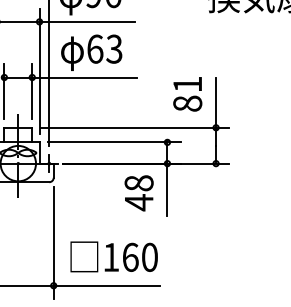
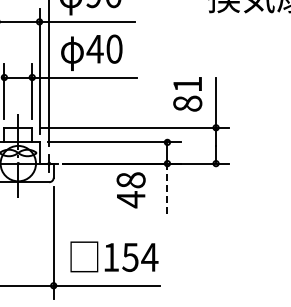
text: 63 -> 40 (104, 48)
line: solid -> dashed (167, 189)
text position: (138, 193) -> (130, 190) (130, 190)
text: 160 -> 154 (140, 256)
